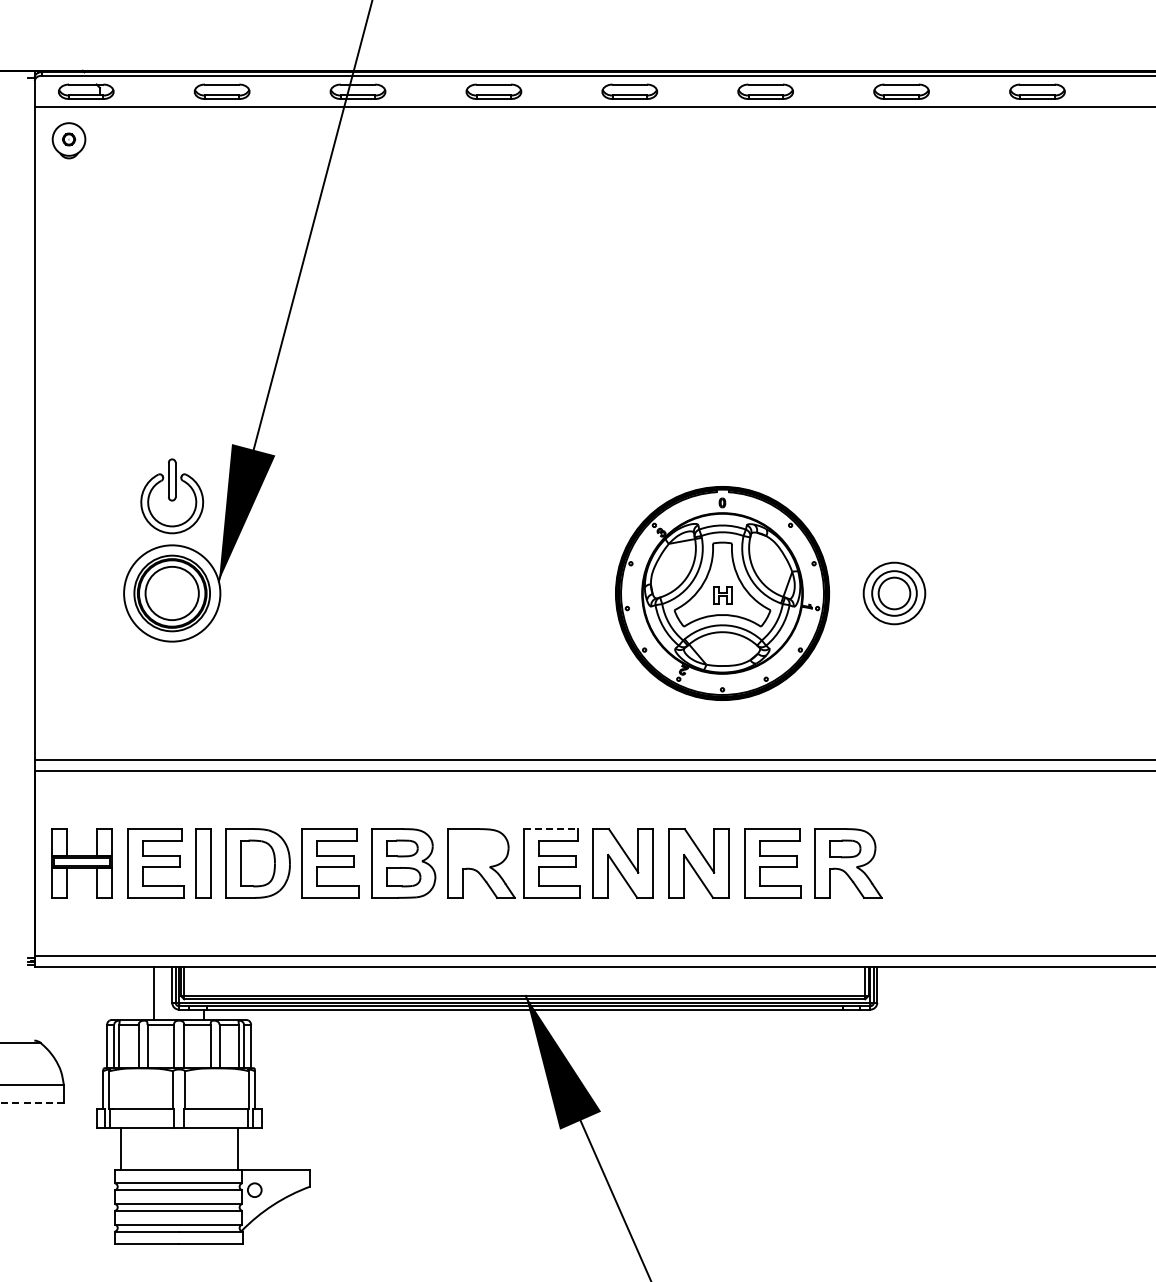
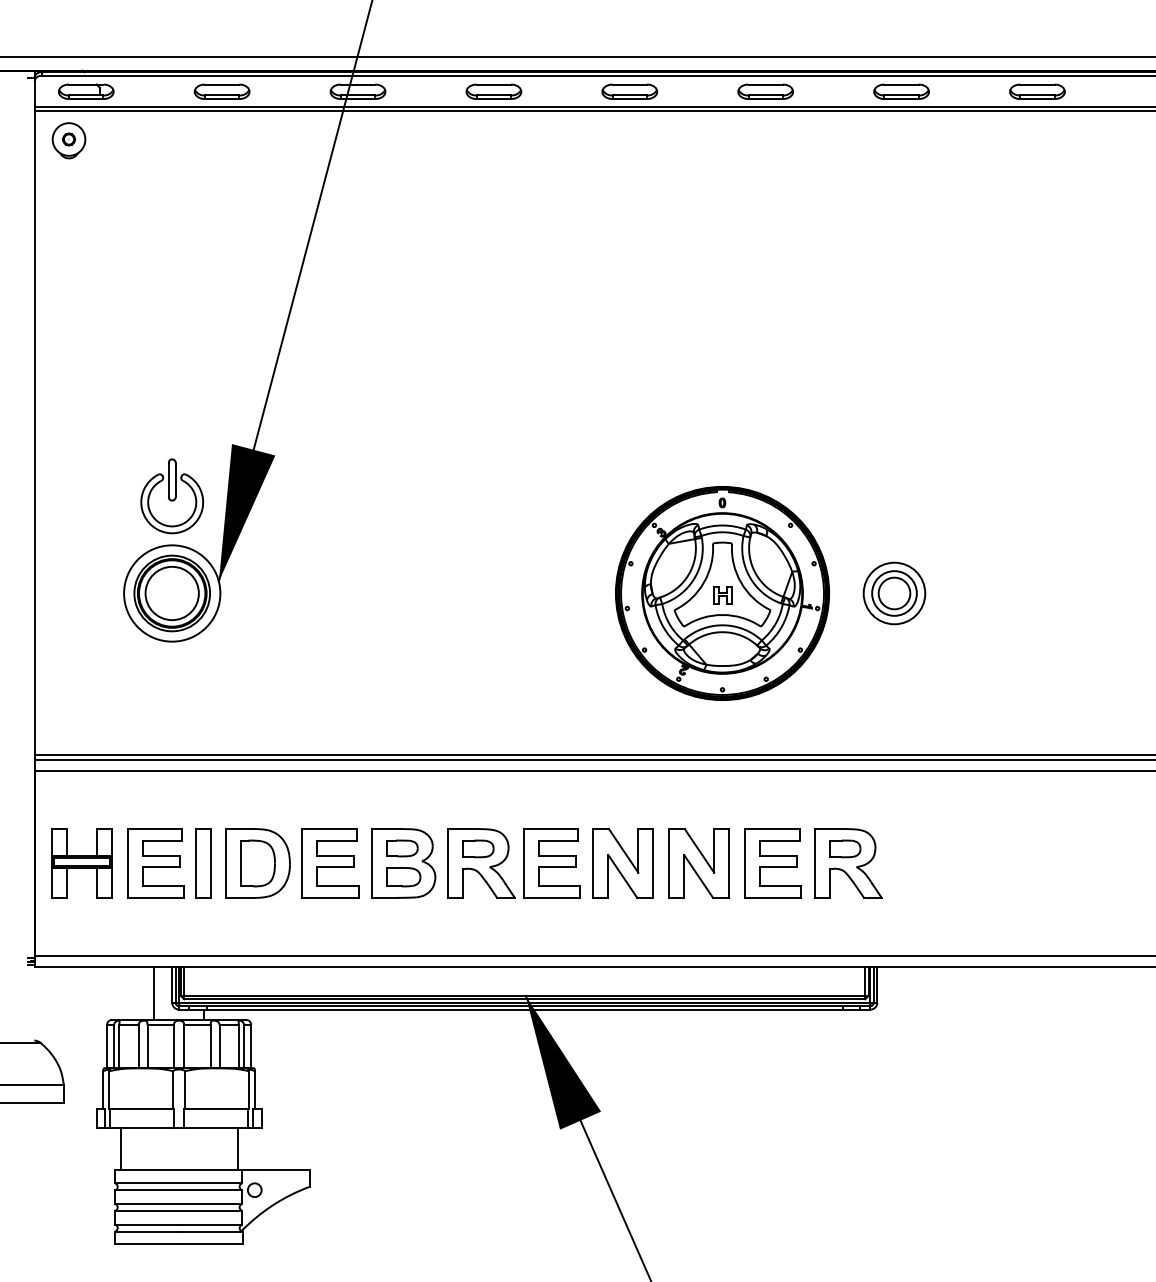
line: none -> present (577, 56)
line: none -> present (593, 110)
line: none -> present (593, 755)
line: dashed -> solid (551, 829)
part: none -> present (478, 848)
line: dashed -> solid (31, 1102)
